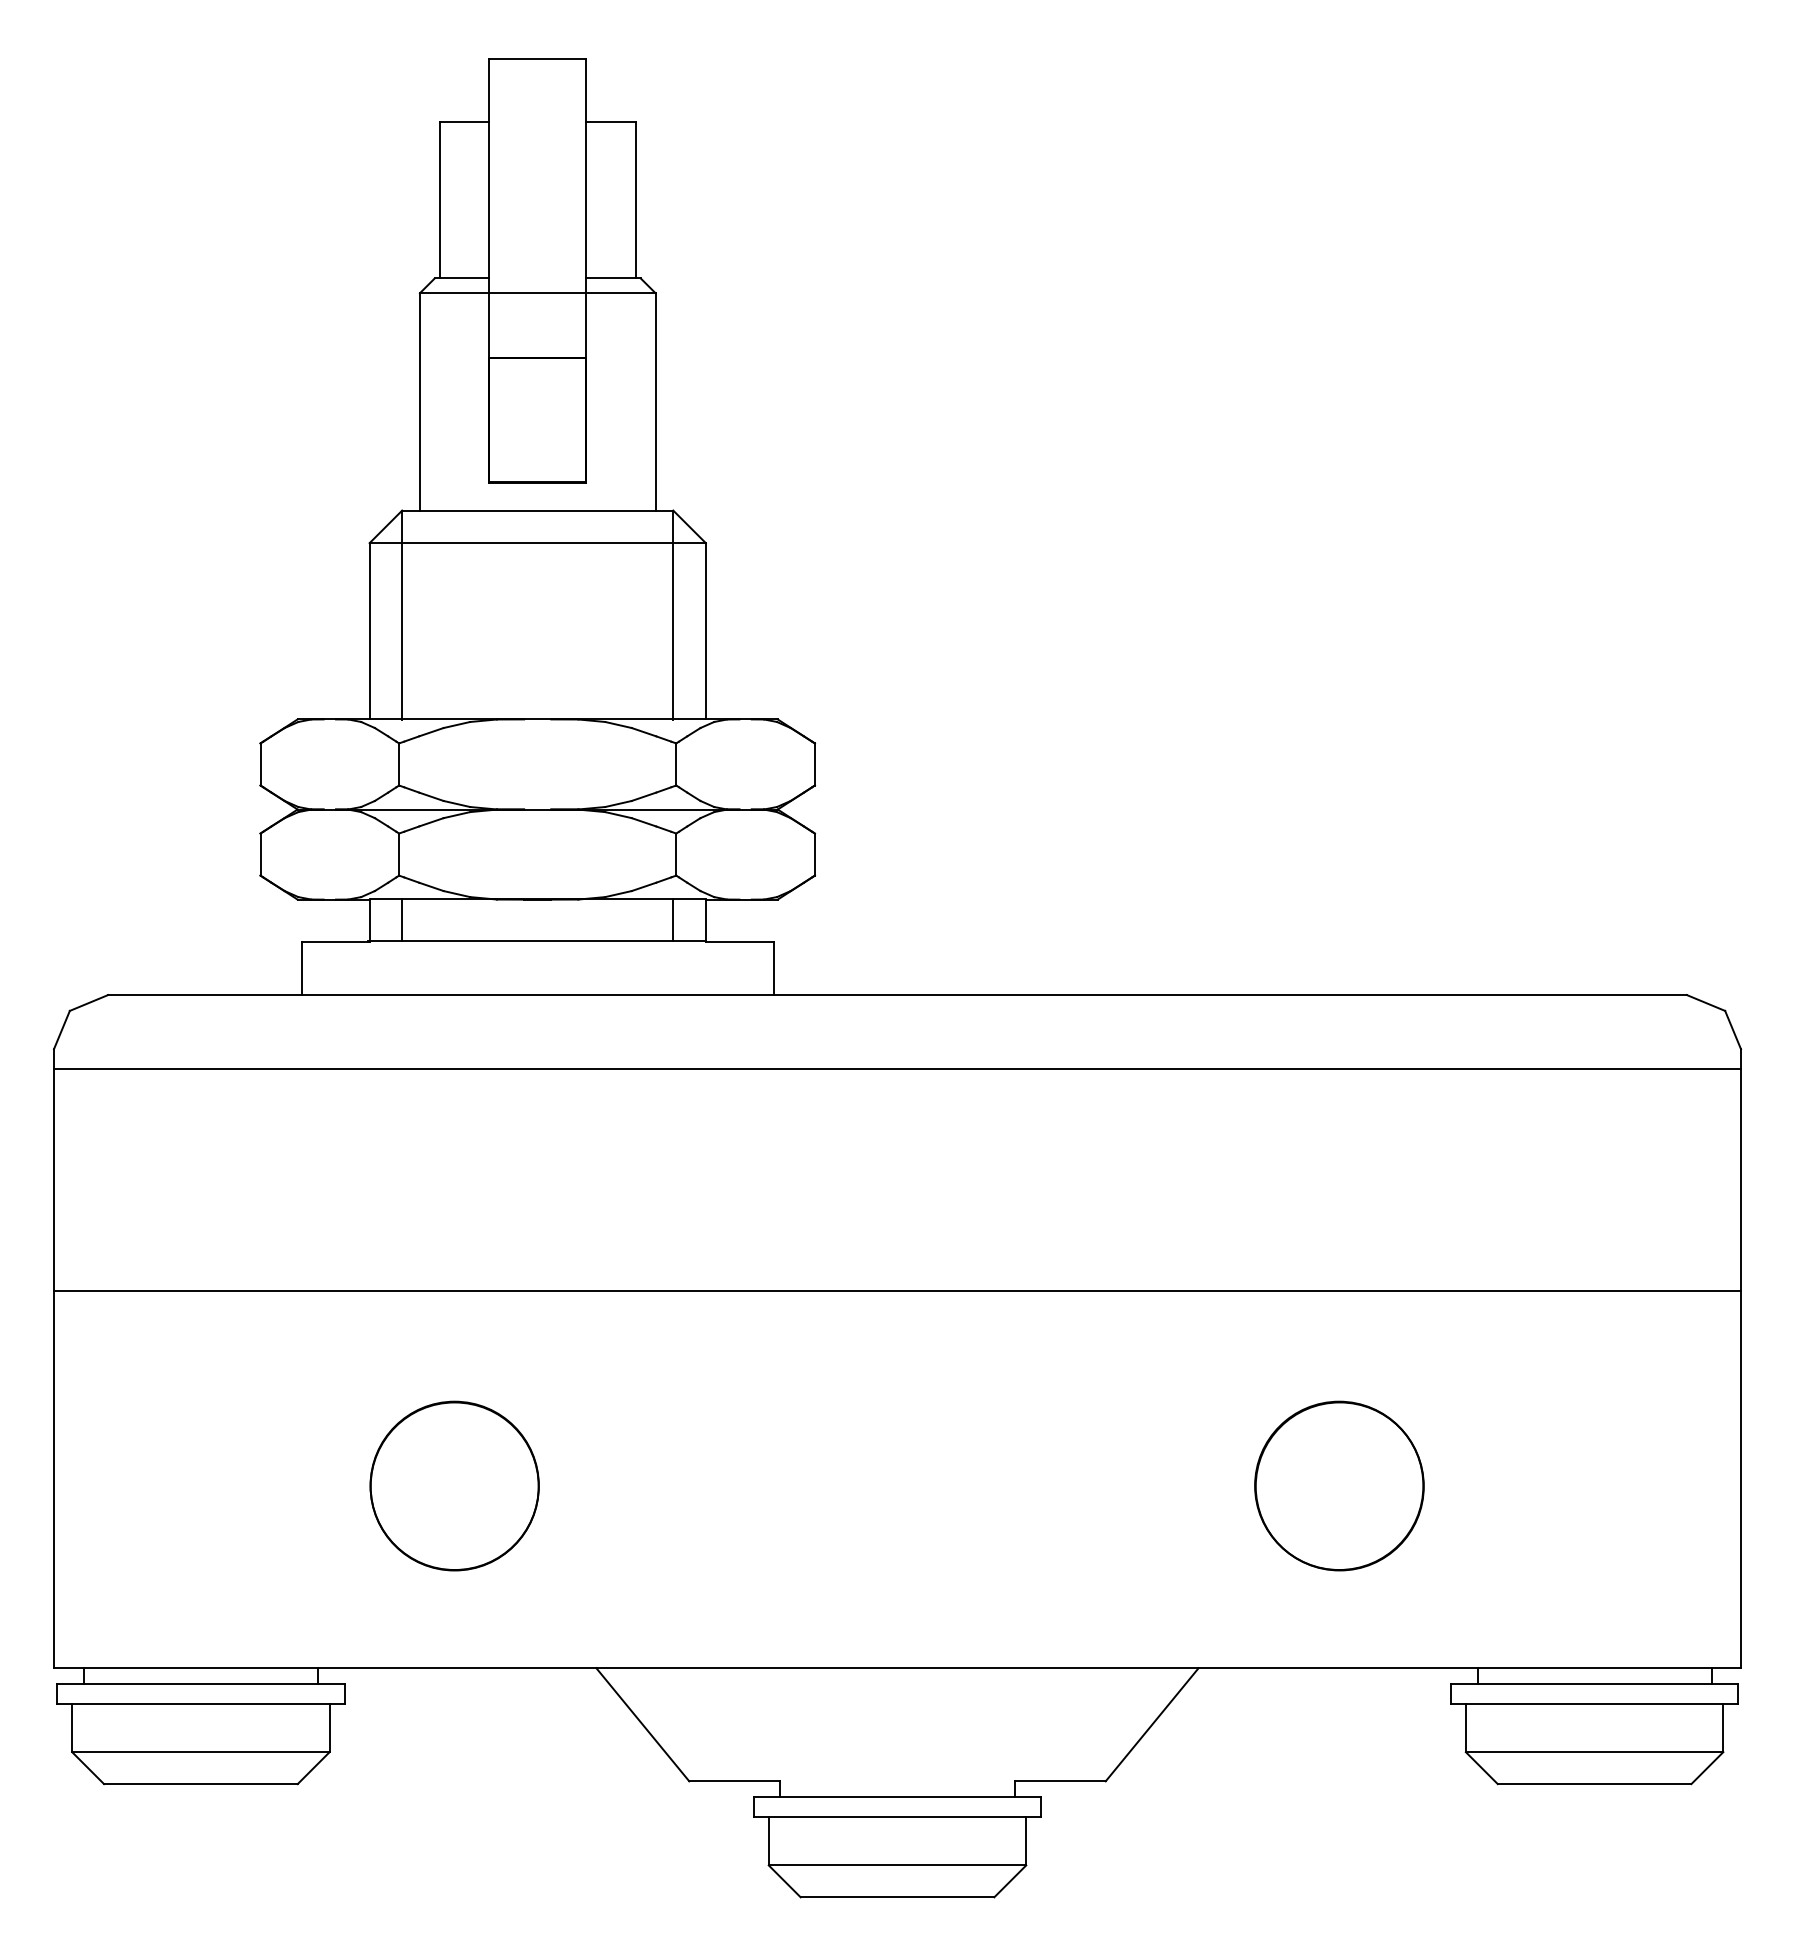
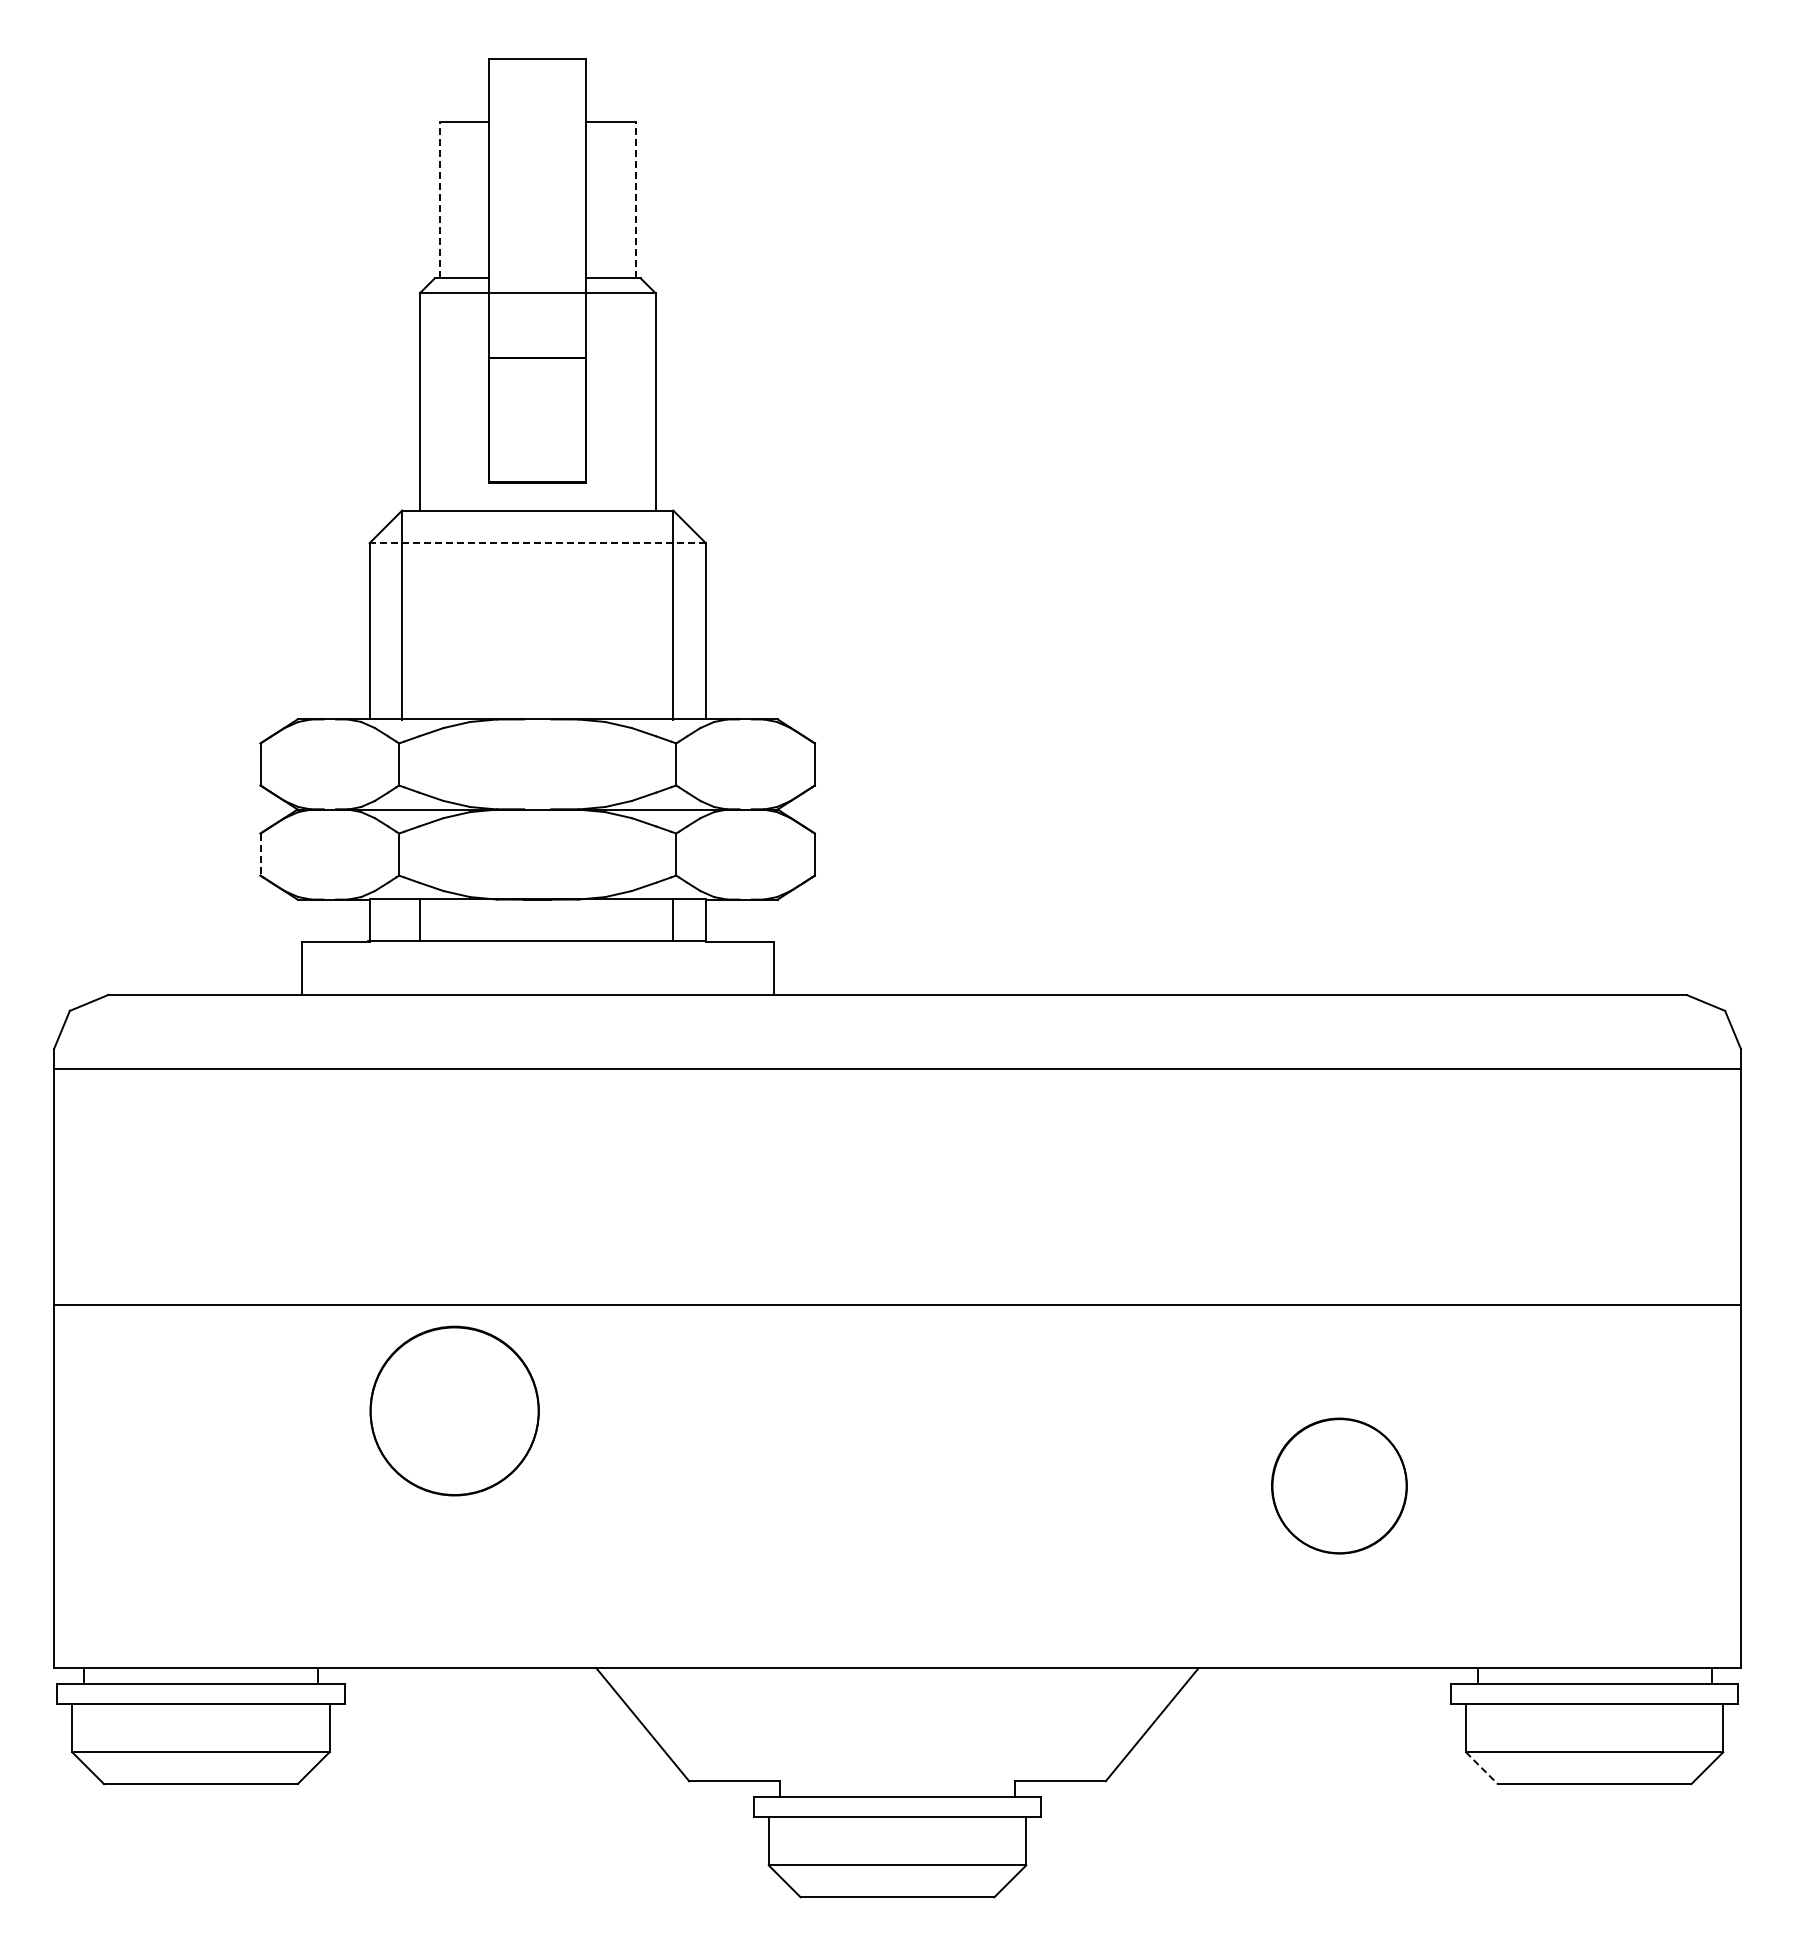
line: solid -> dashed (439, 199)
line: solid -> dashed (635, 199)
line: solid -> dashed (537, 543)
line: solid -> dashed (260, 855)
line position: (402, 920) -> (420, 920) (420, 920)
line position: (897, 1290) -> (897, 1304) (897, 1304)
part position: (454, 1485) -> (454, 1410) (454, 1410)
part size: 171x172 px -> 137x138 px (1339, 1485)
line: solid -> dashed (1481, 1768)
